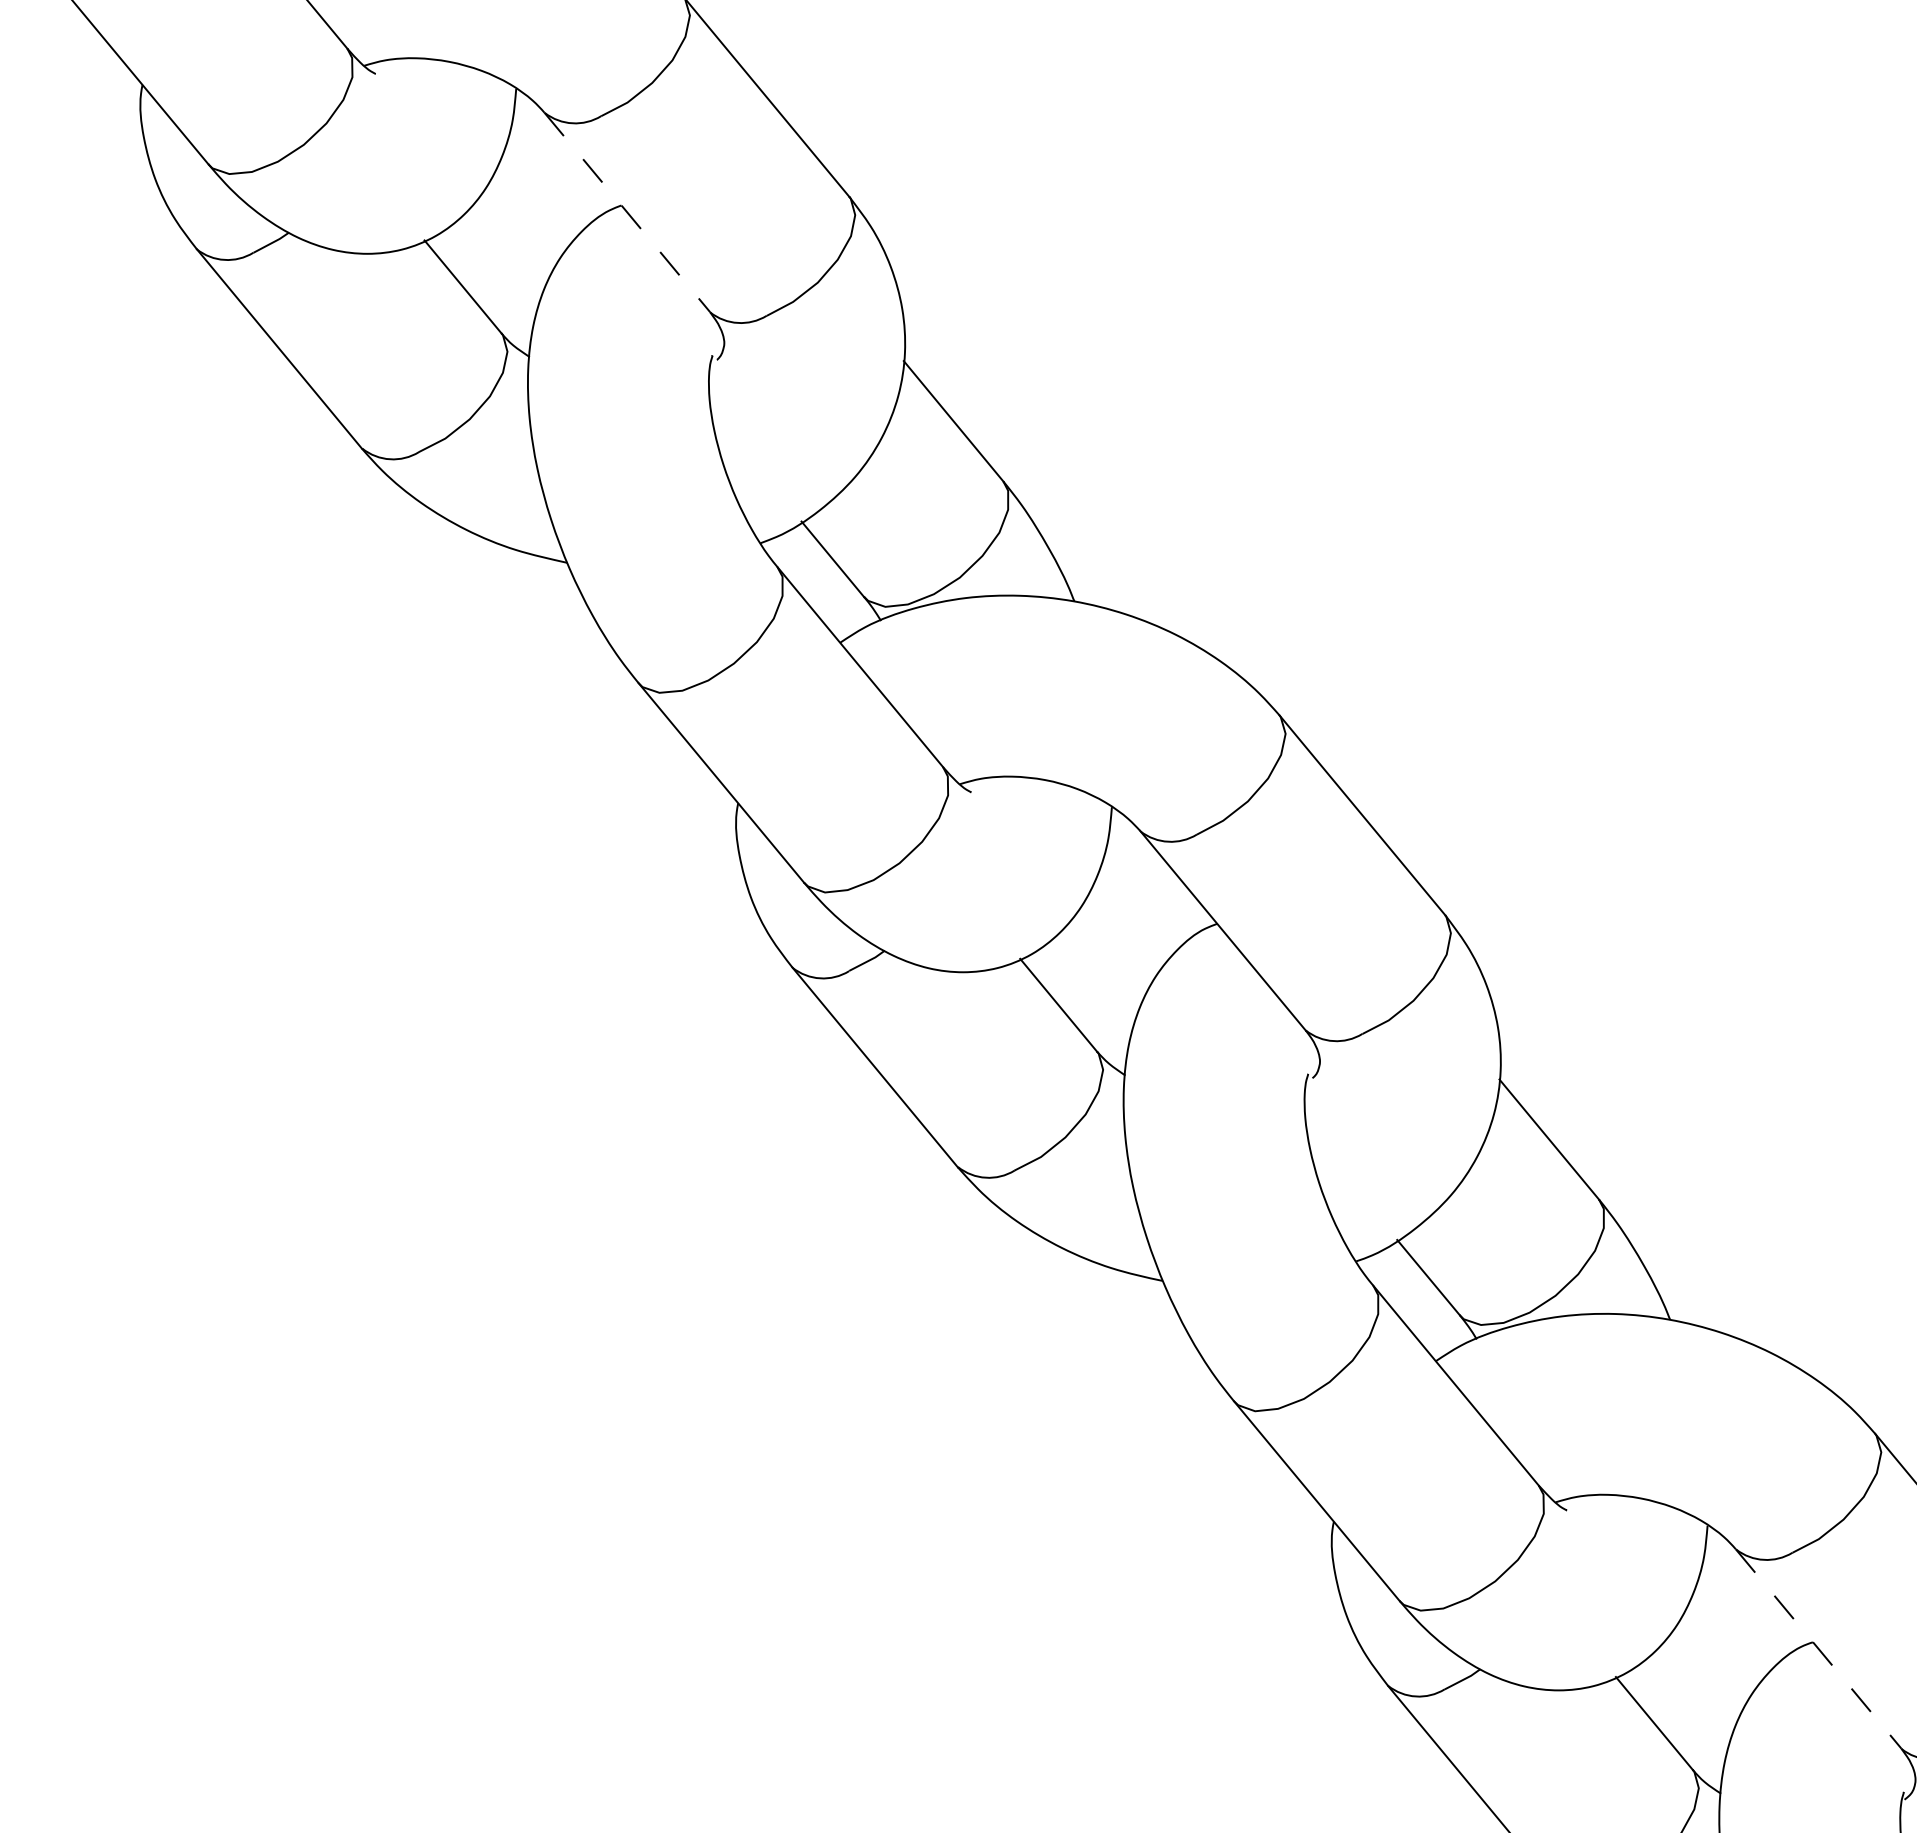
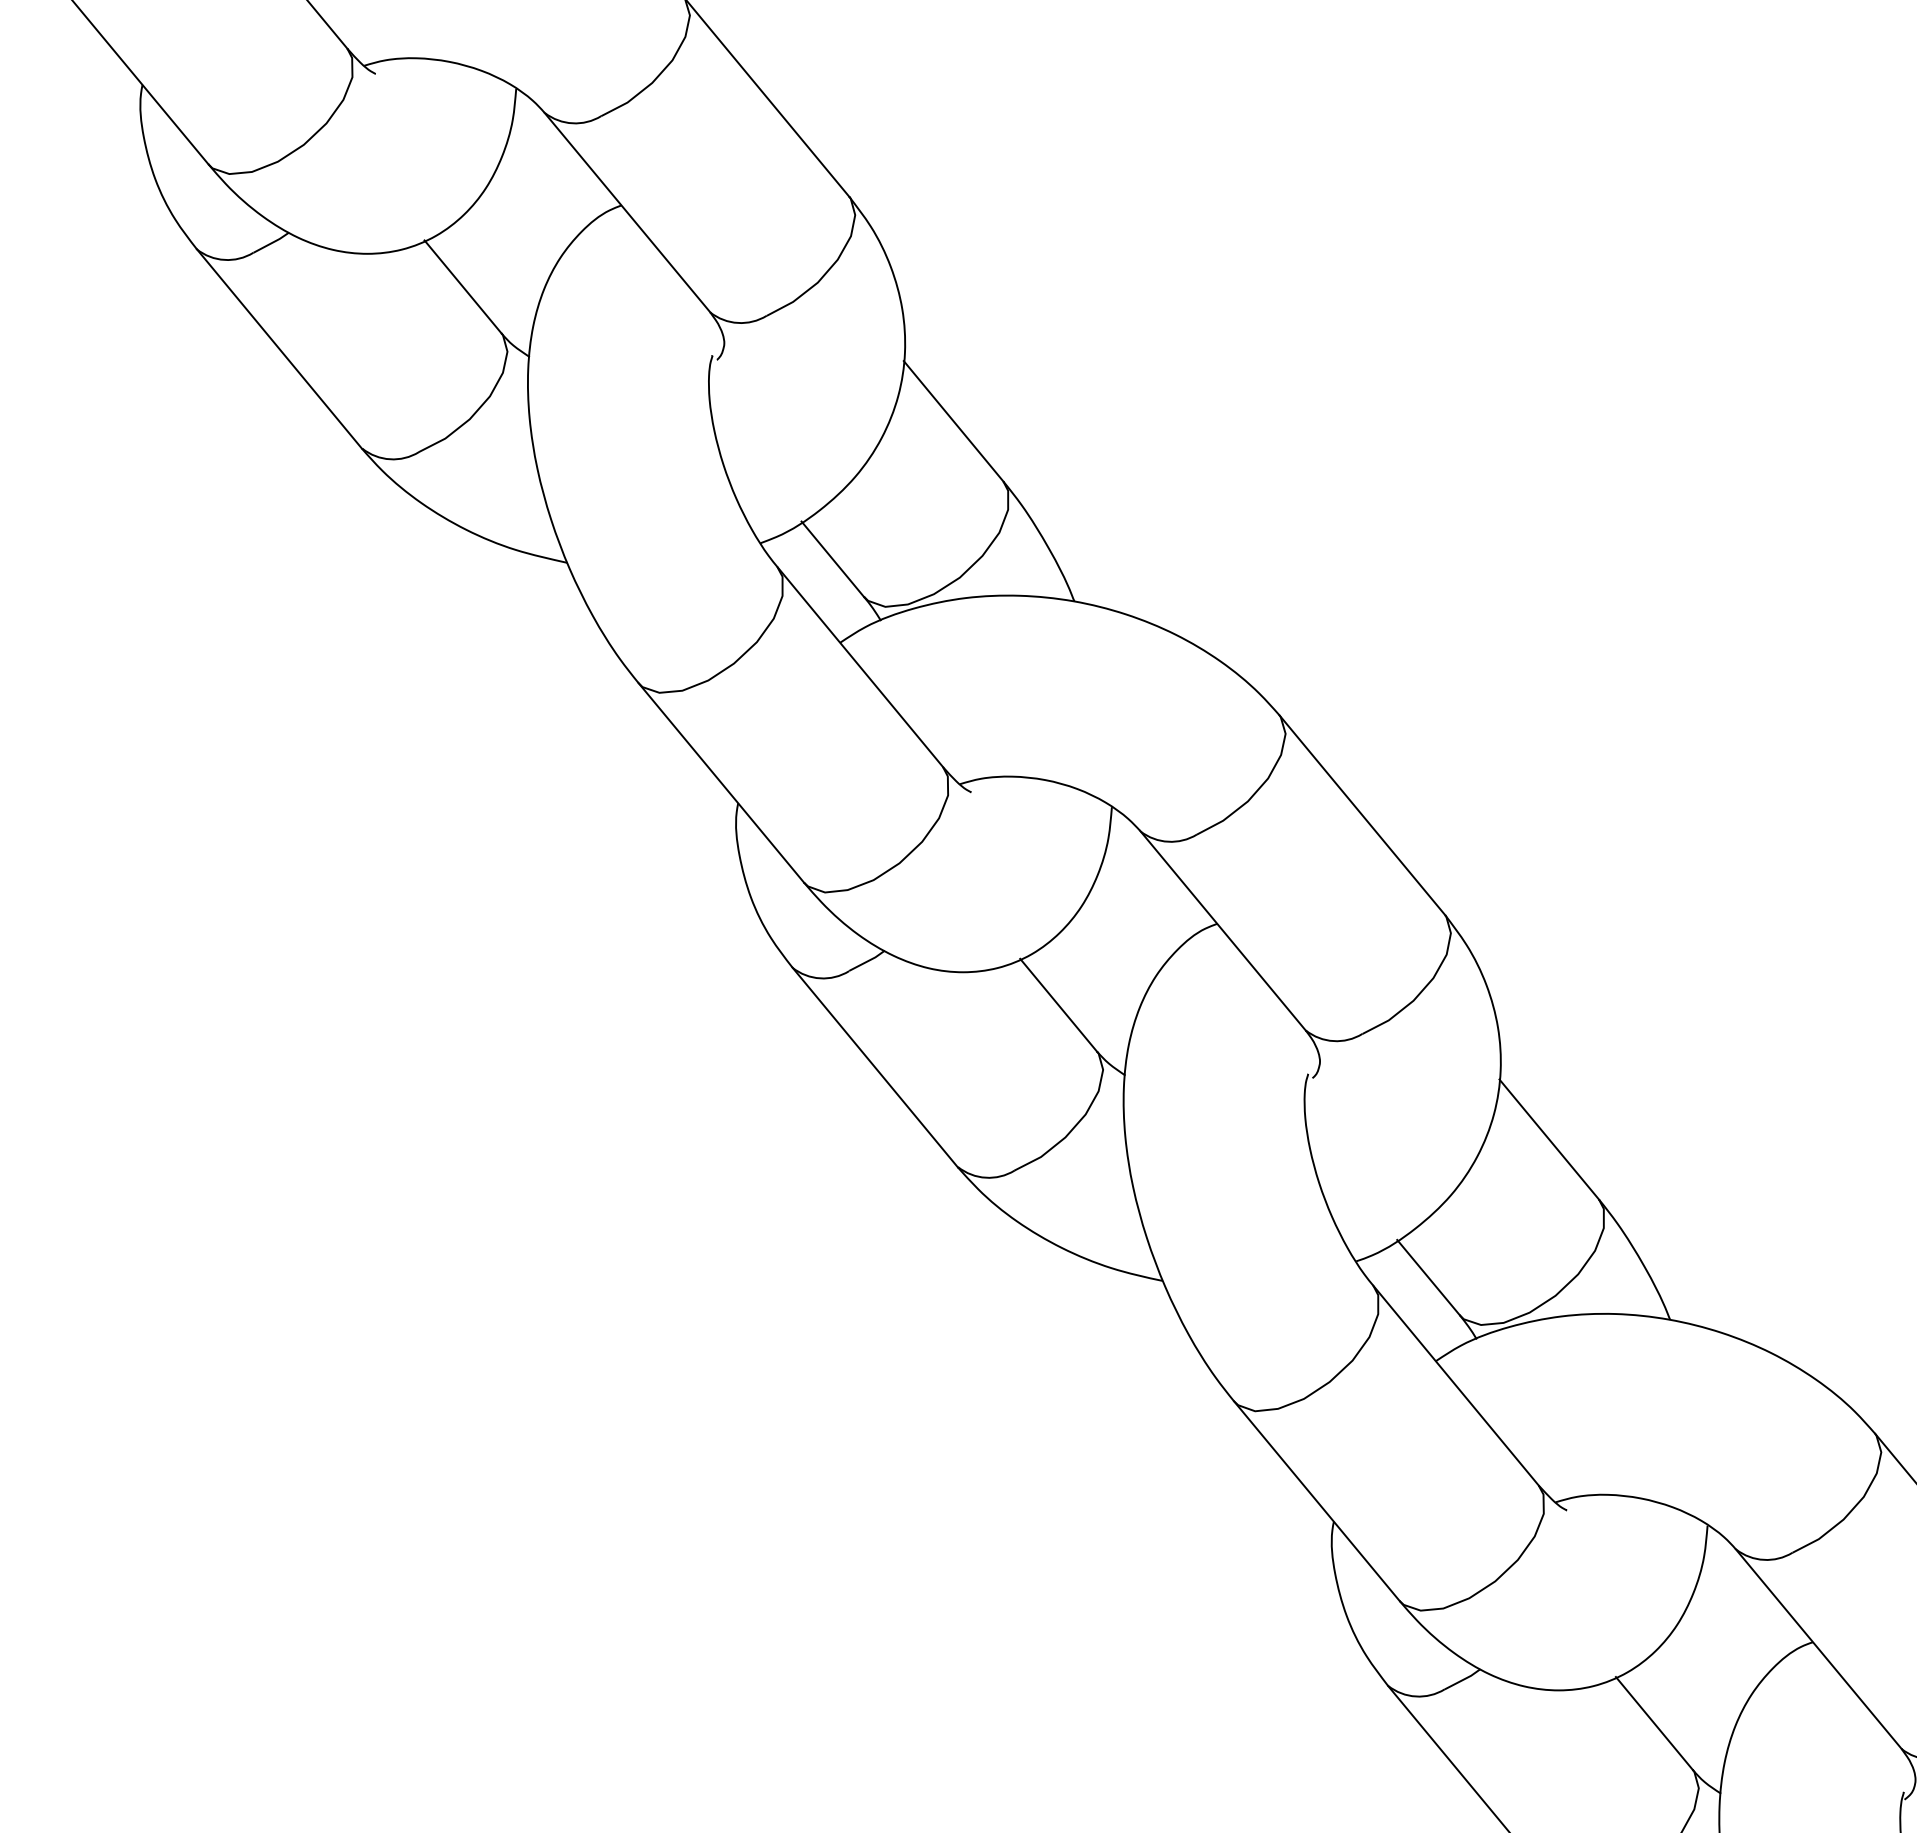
line: dashed -> solid (627, 212)
line: dashed -> solid (1818, 1649)
